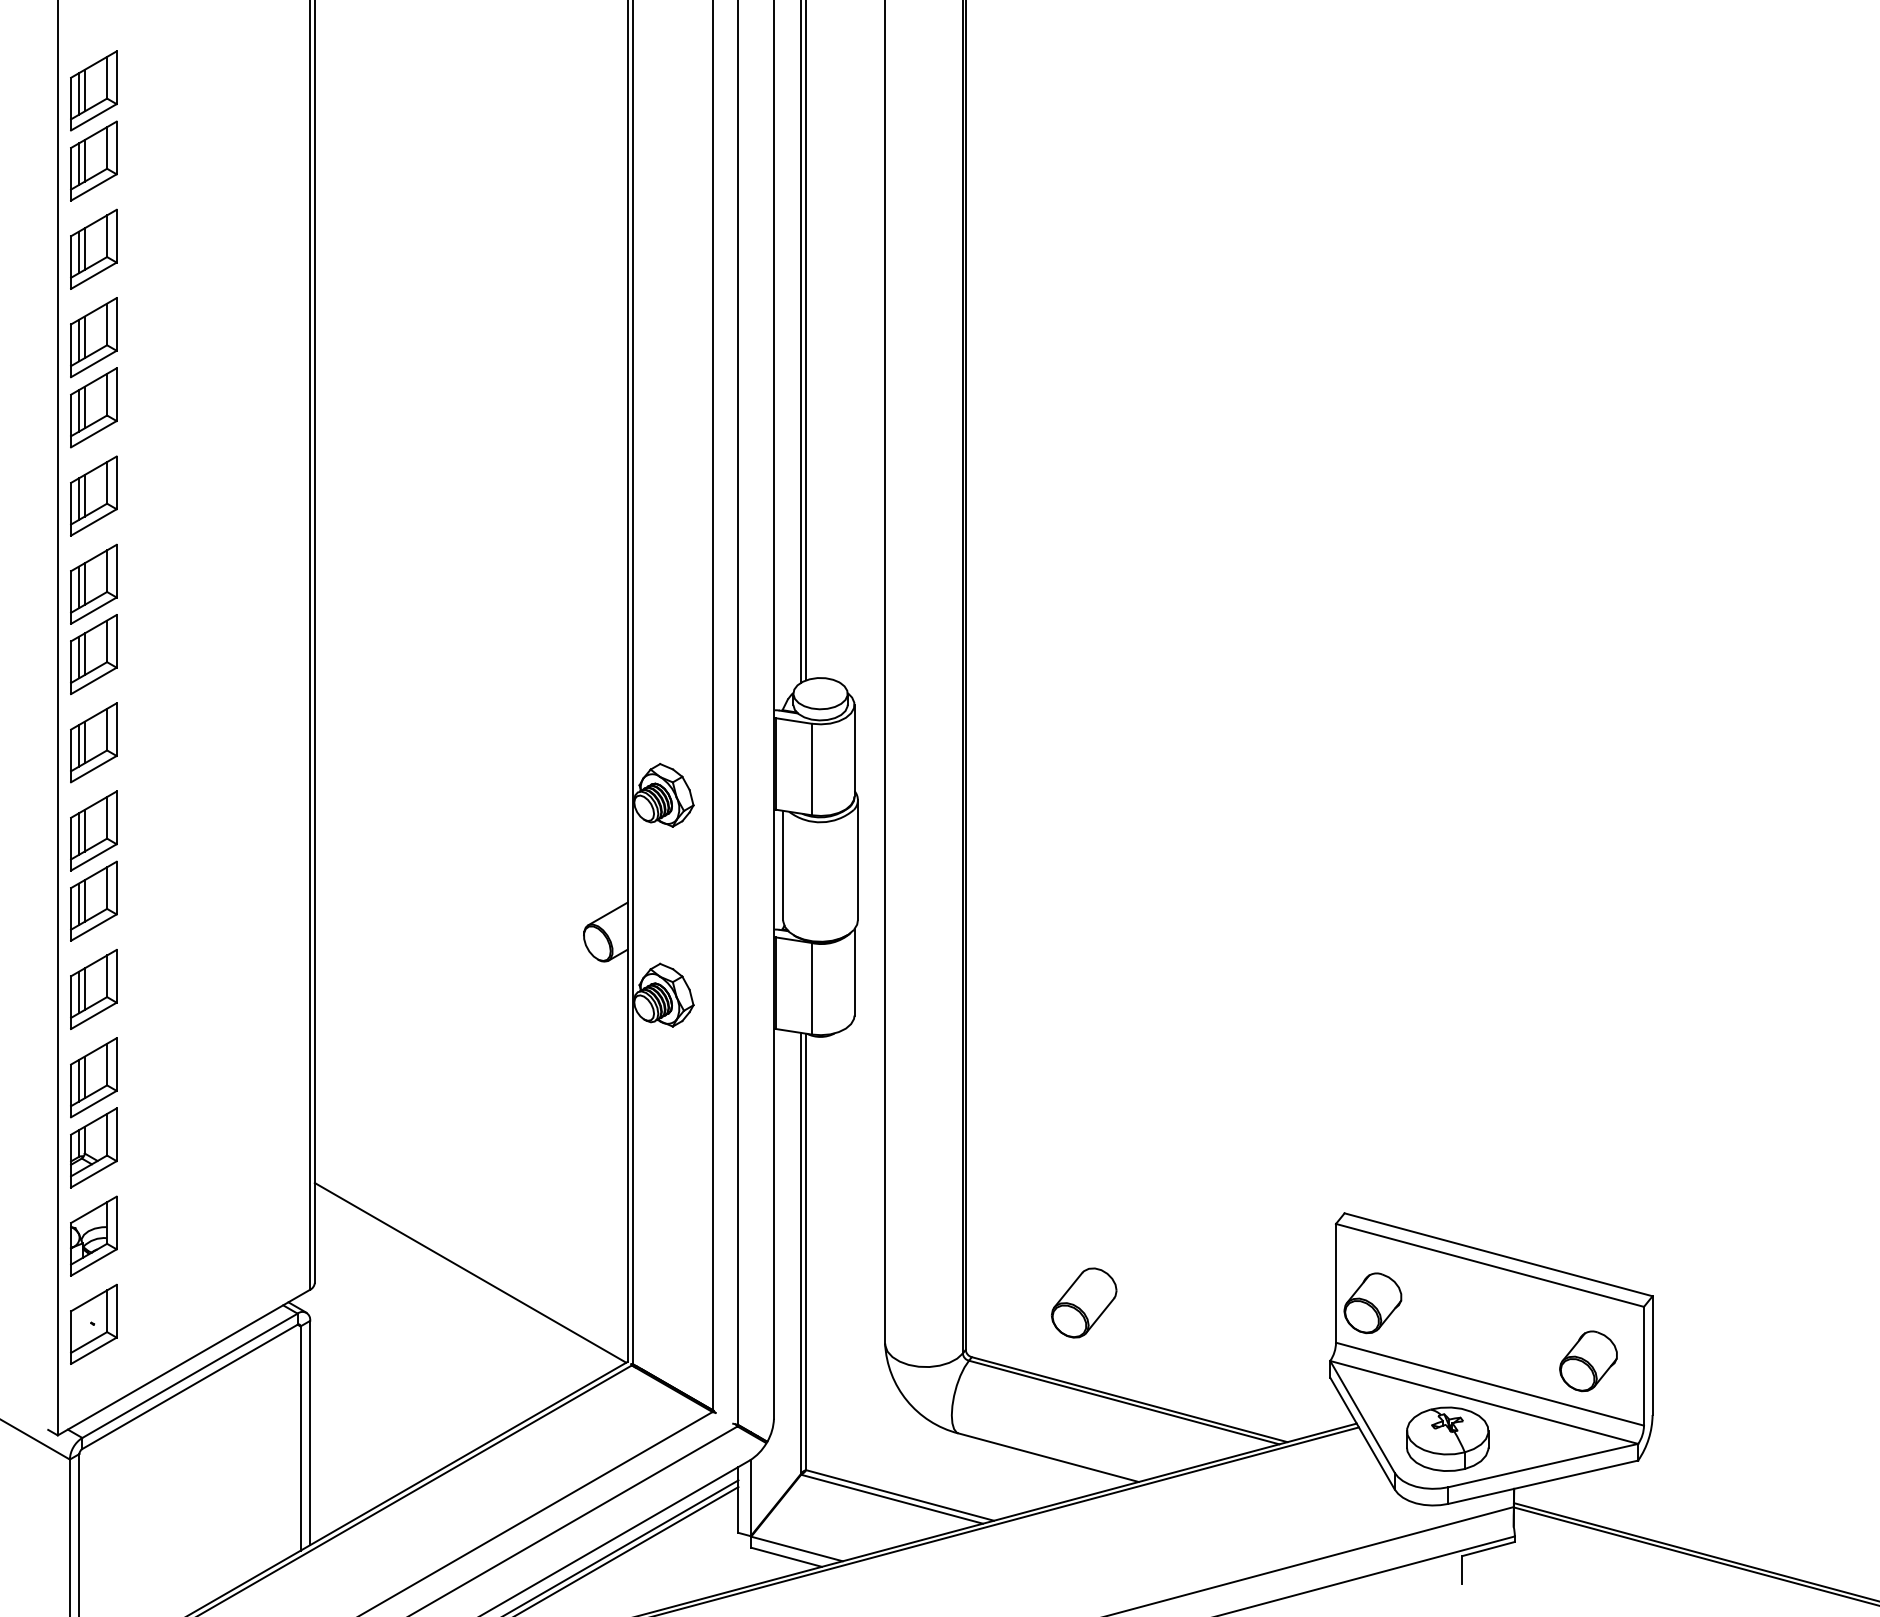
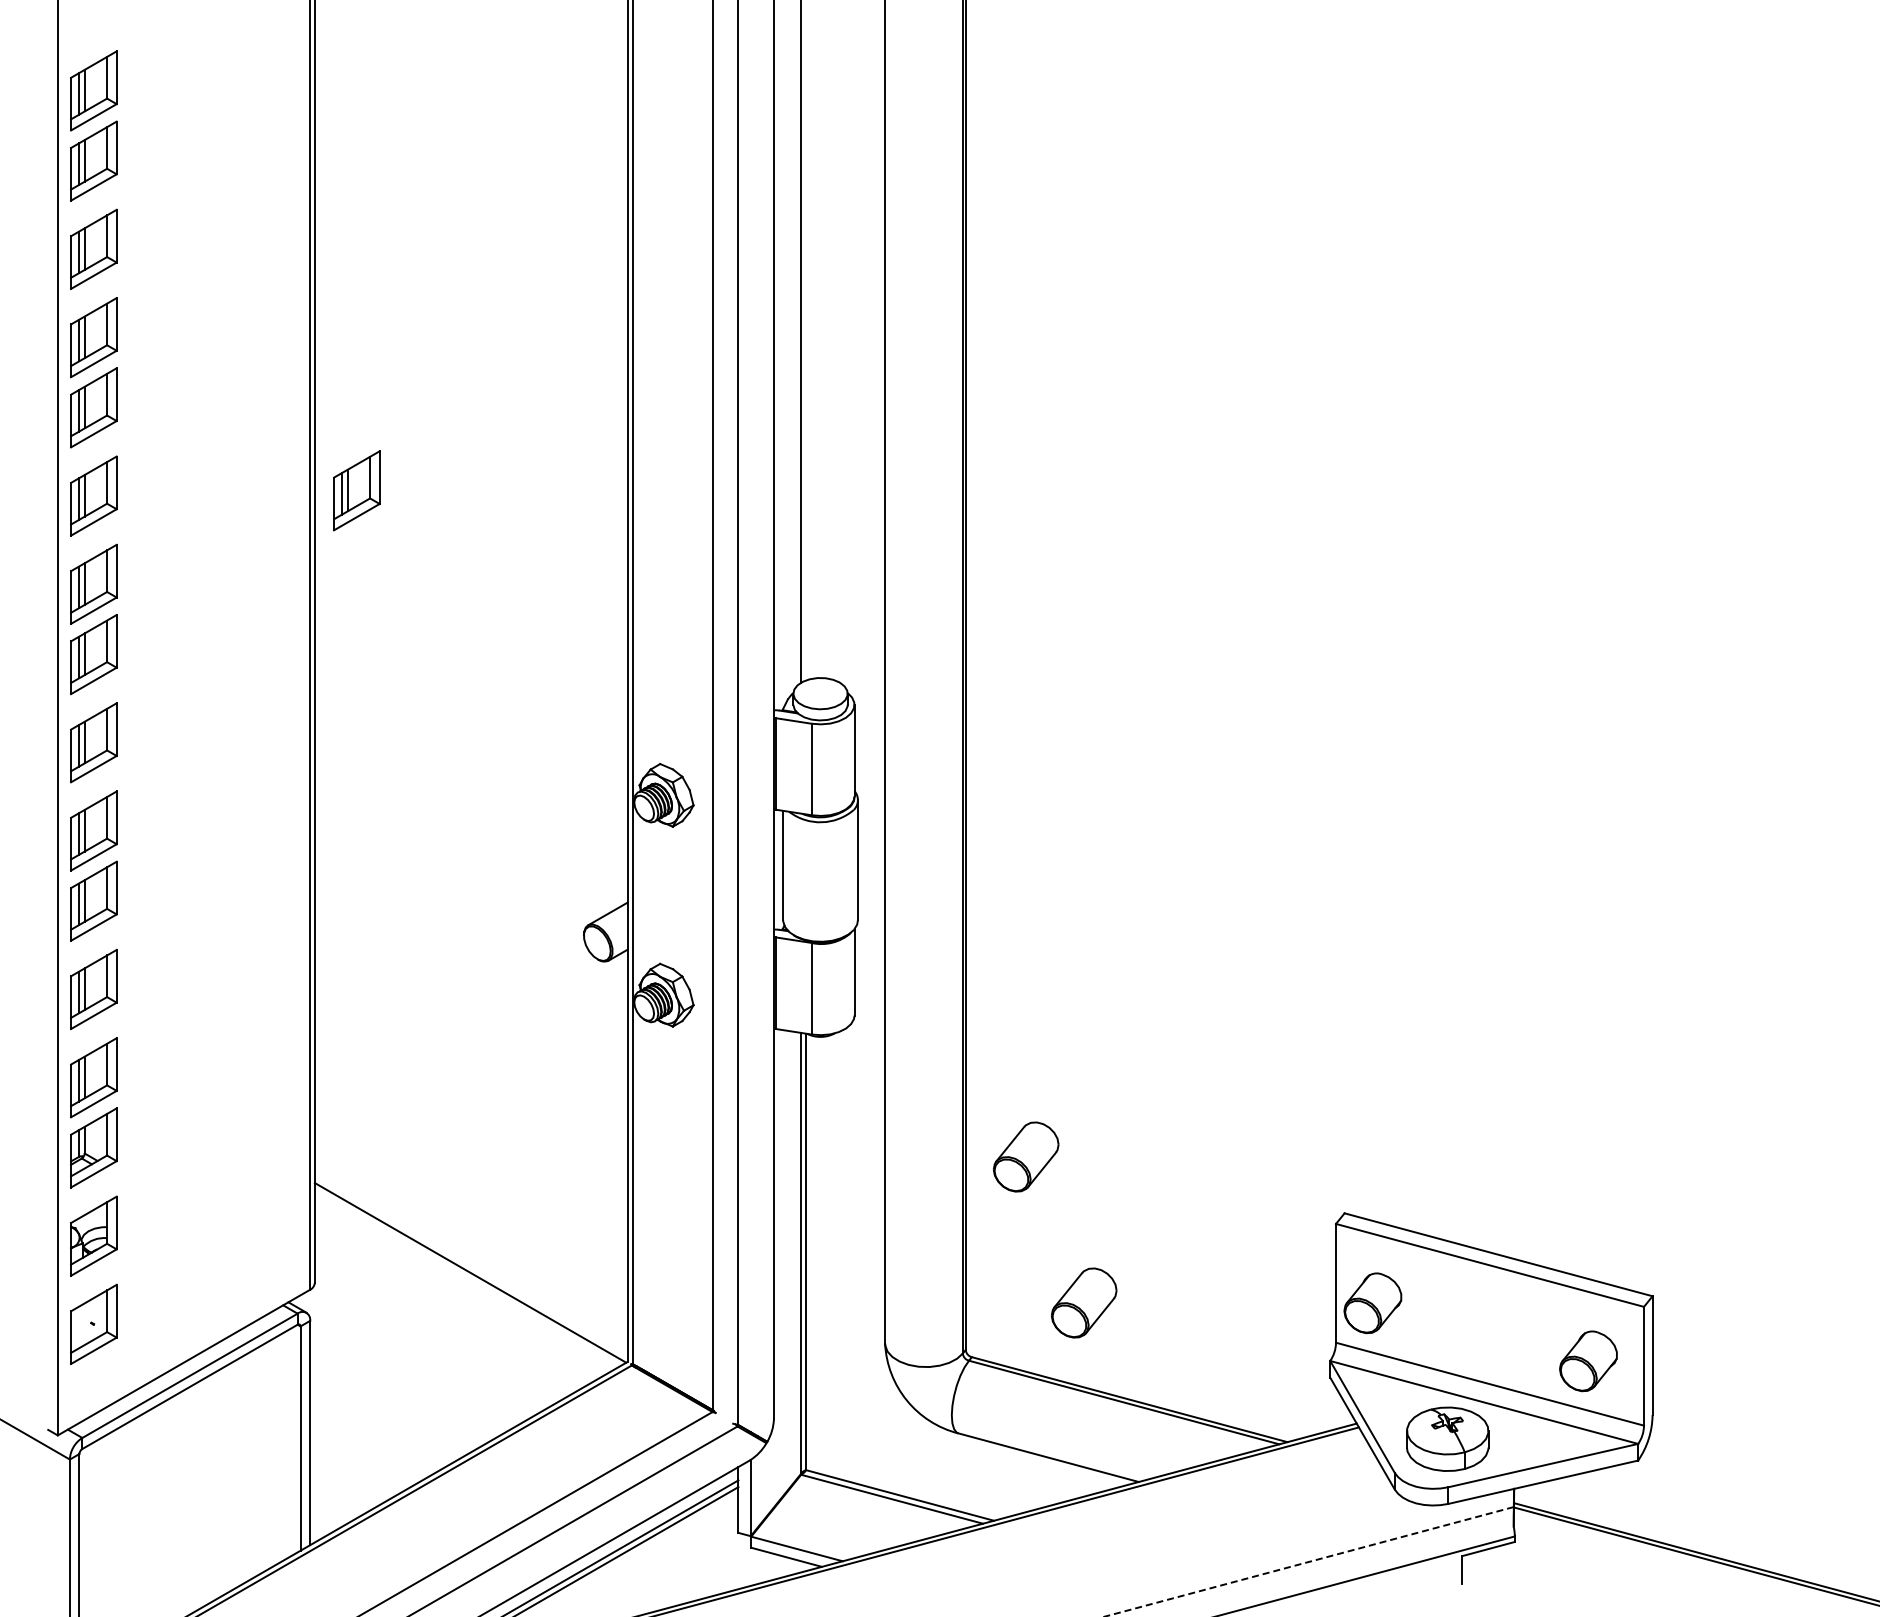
line: present -> none (806, 341)
part: none -> present (356, 490)
part: none -> present (1025, 1156)
line: solid -> dashed (1308, 1562)
